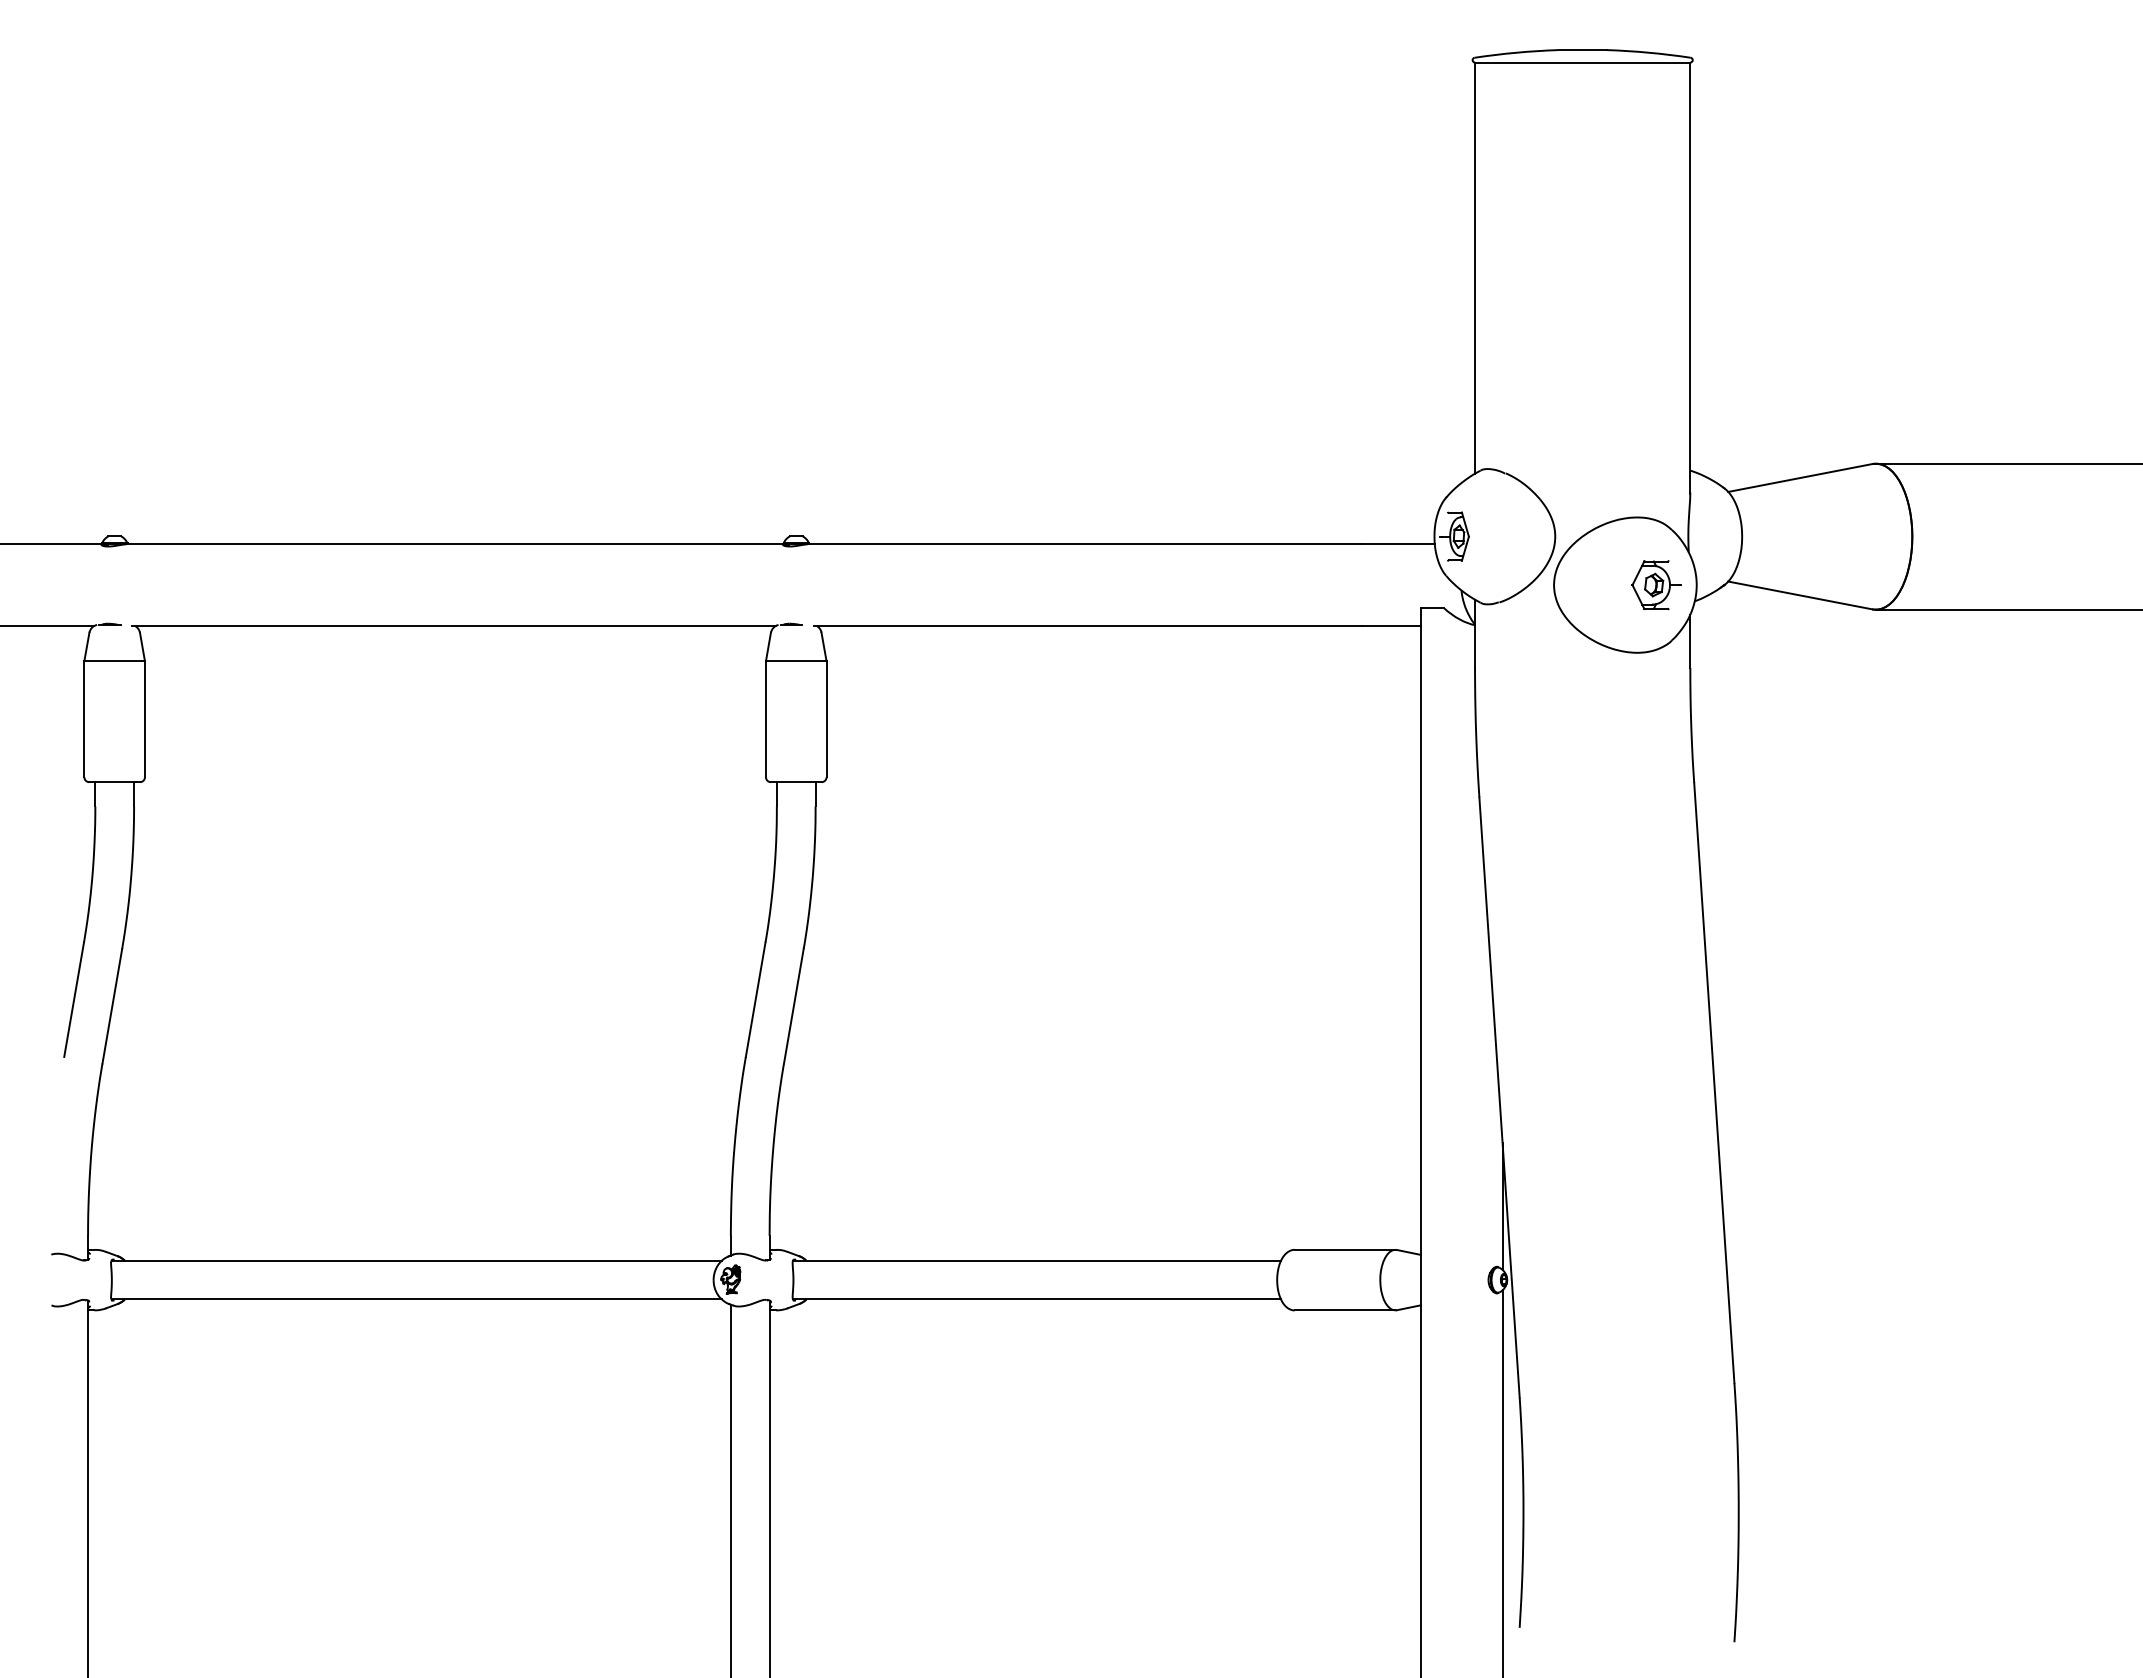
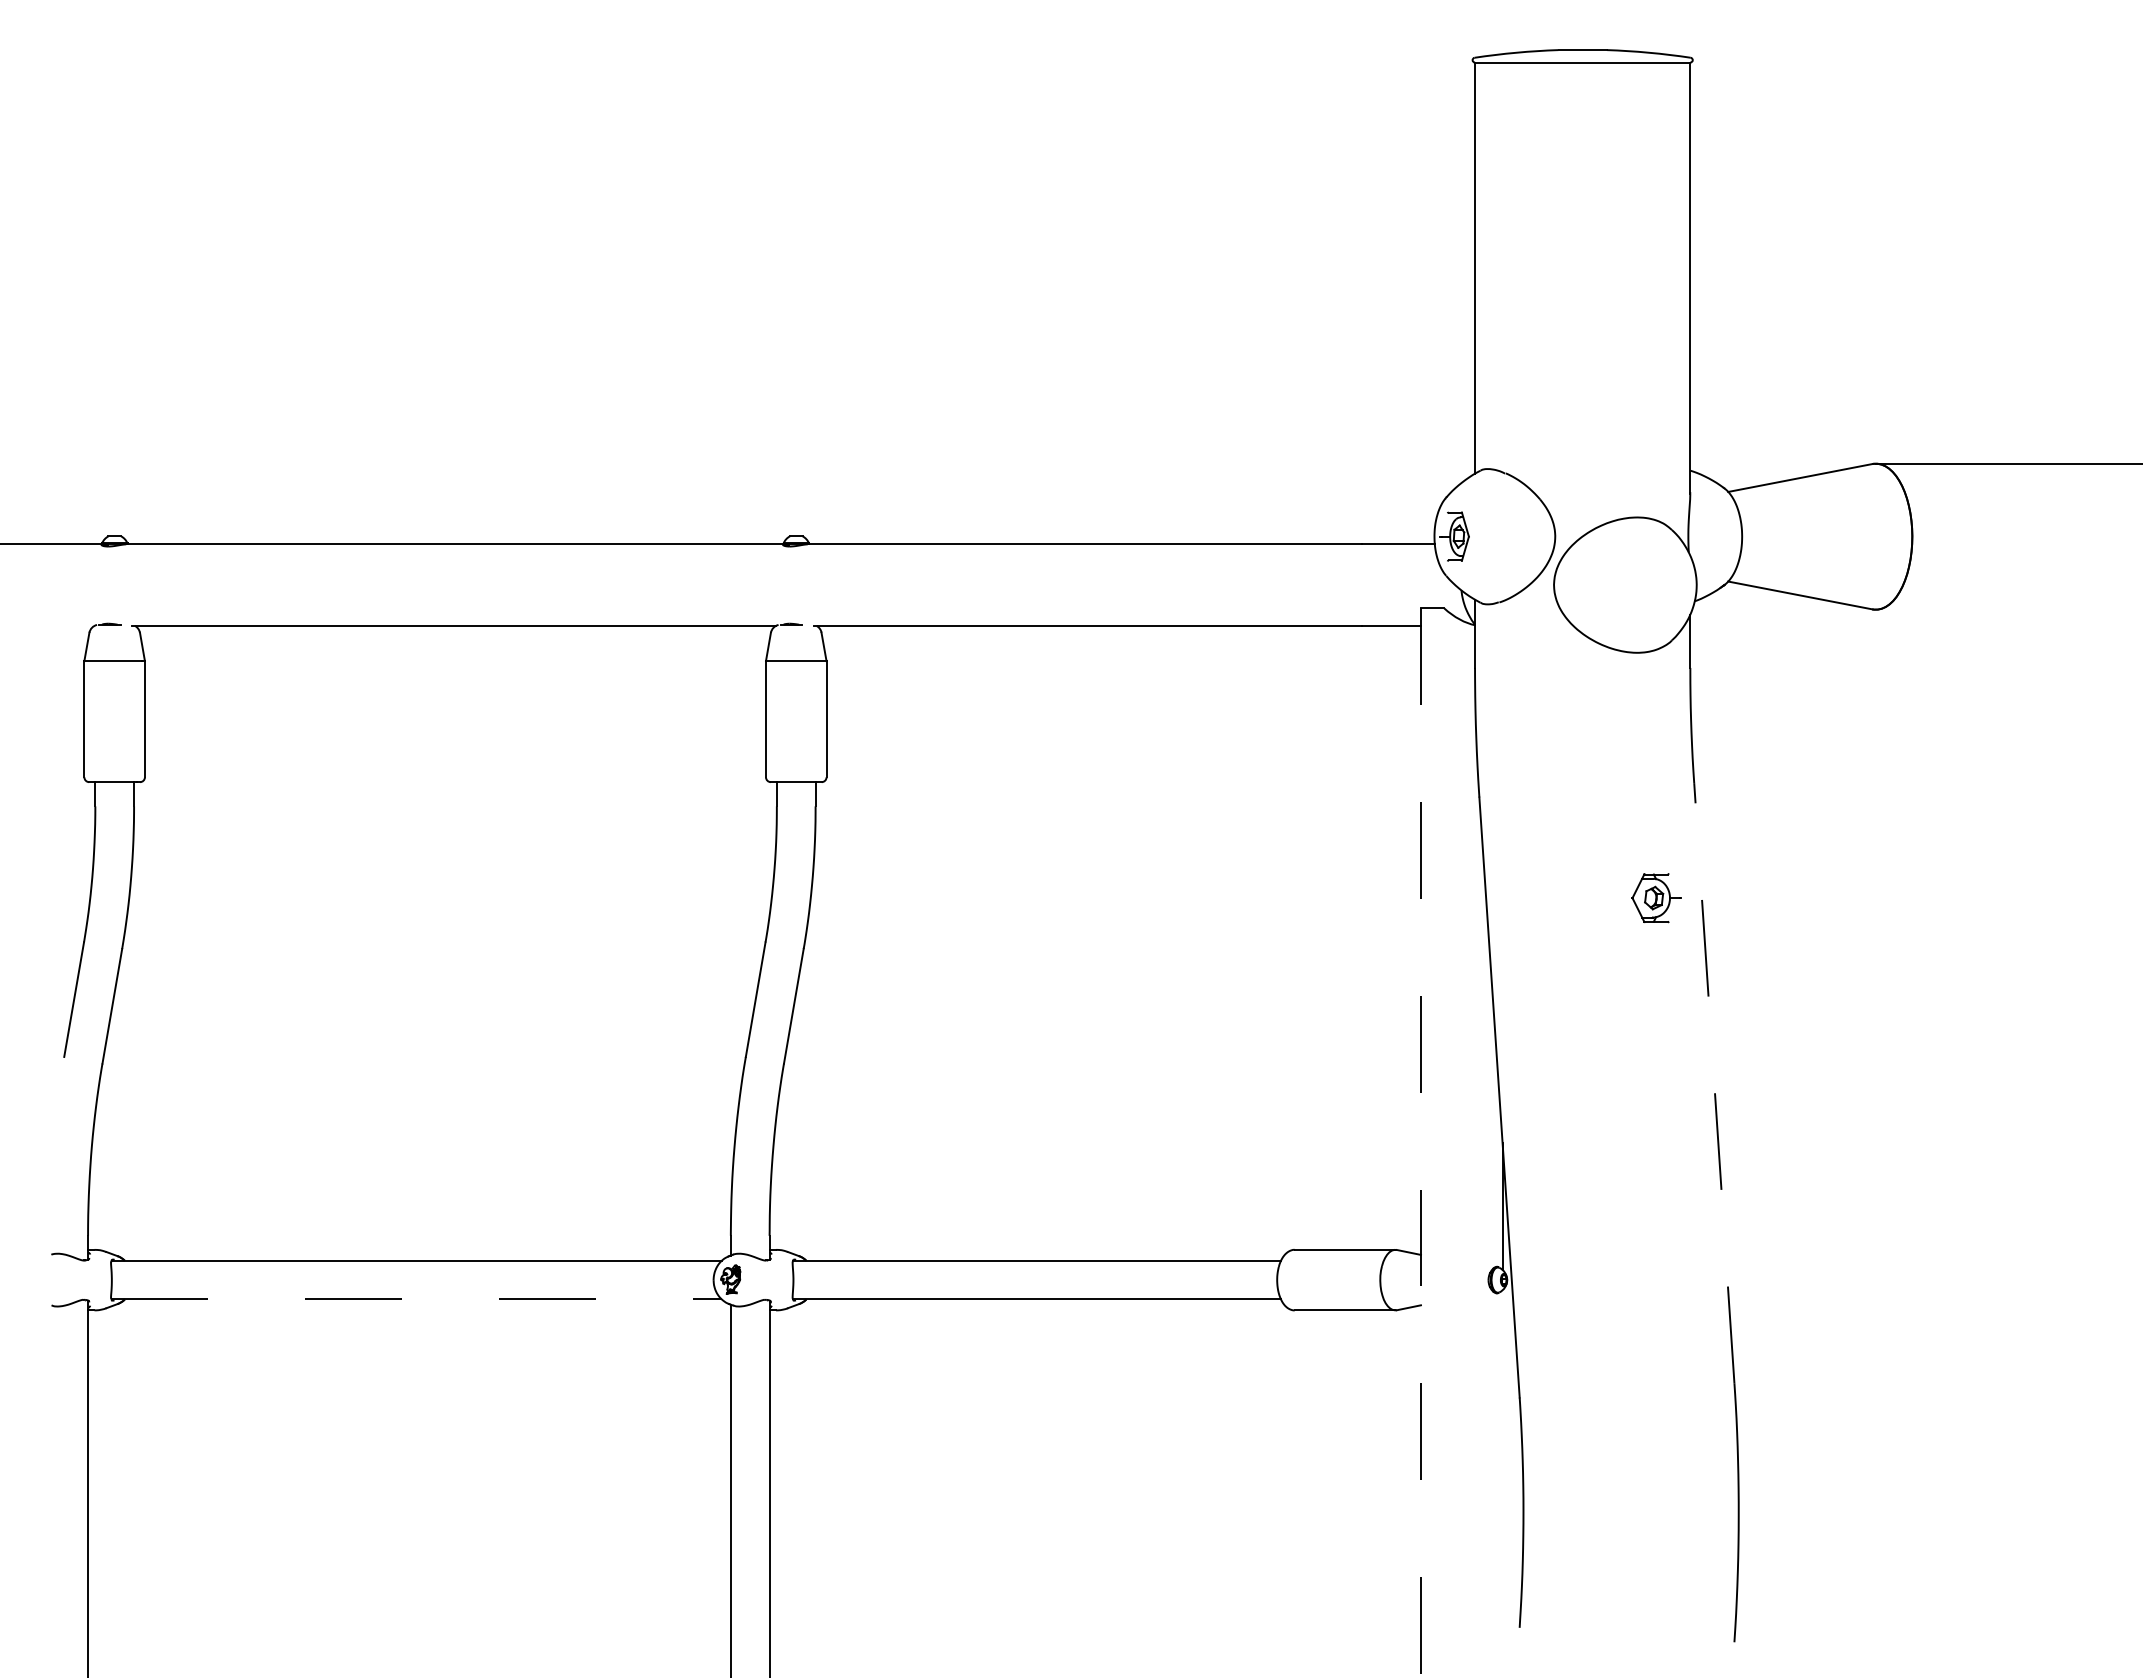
part position: (1656, 585) -> (1656, 898) (1656, 898)
line: present -> none (2007, 609)
line: present -> none (48, 625)
line: solid -> dashed (1714, 1083)
line: solid -> dashed (1420, 1143)
line: solid -> dashed (417, 1299)
line: present -> none (1502, 1482)
